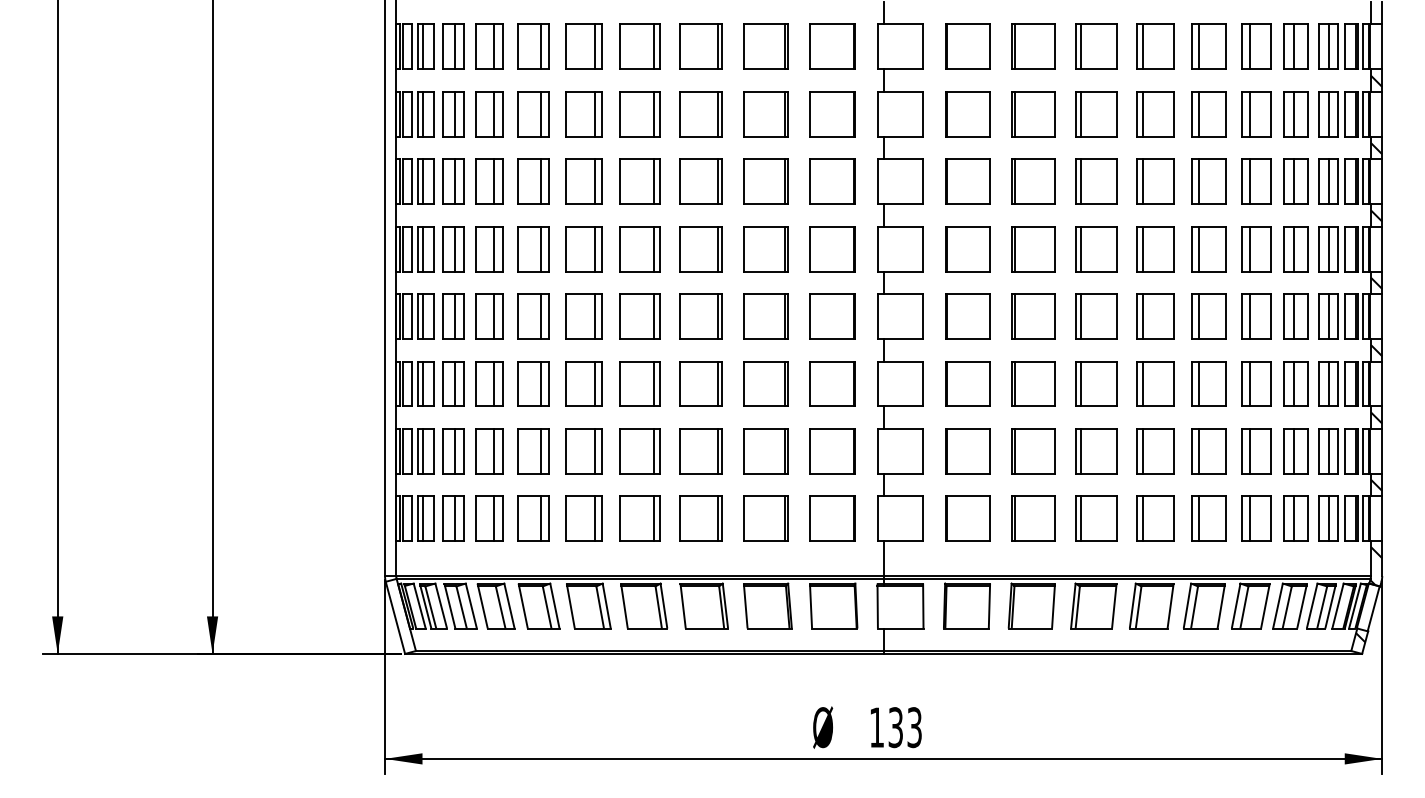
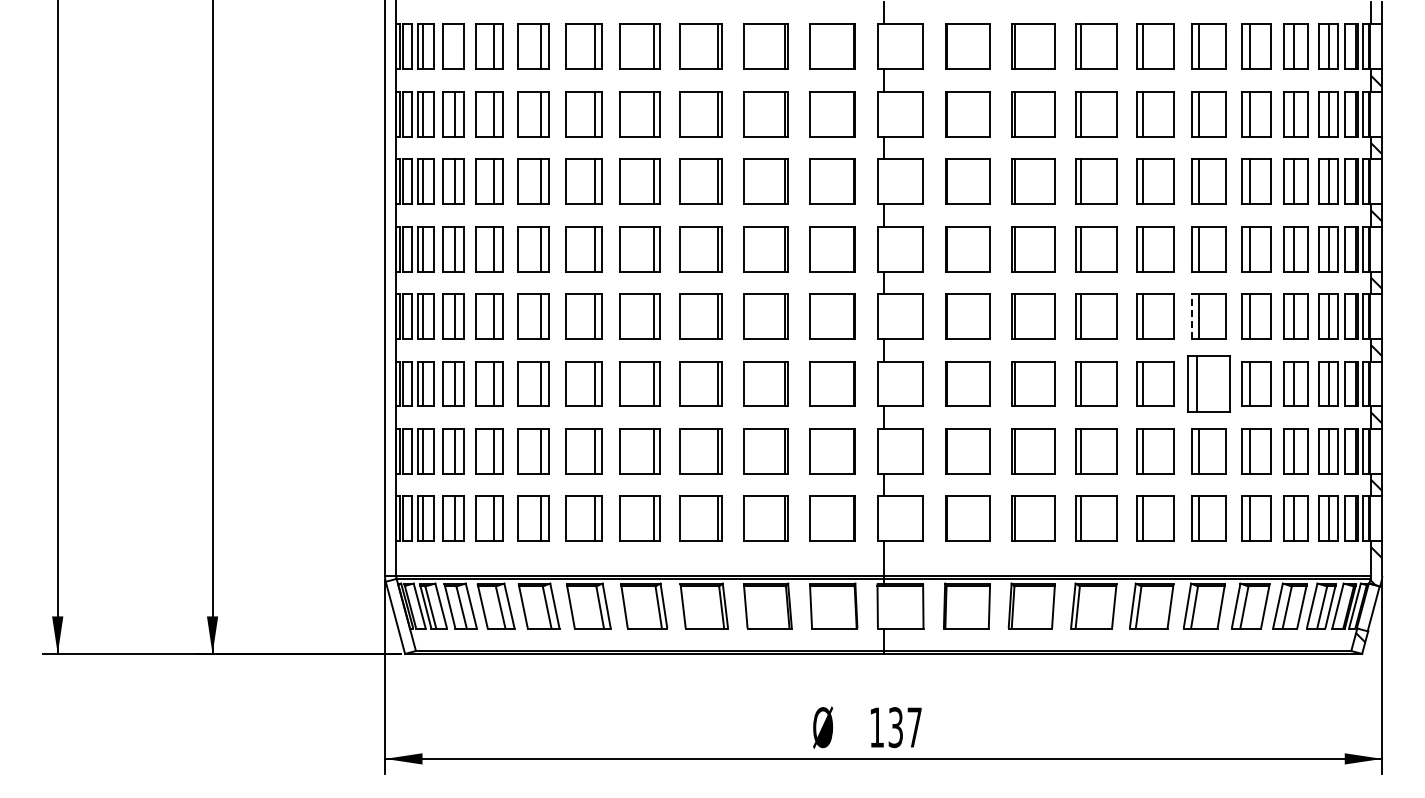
line: present -> none (454, 46)
line: solid -> dashed (1192, 316)
part size: 36x46 px -> 44x58 px (1208, 383)
text: 133 -> 137 (914, 727)
